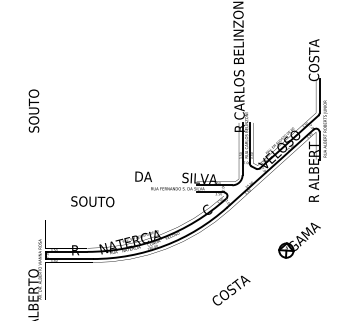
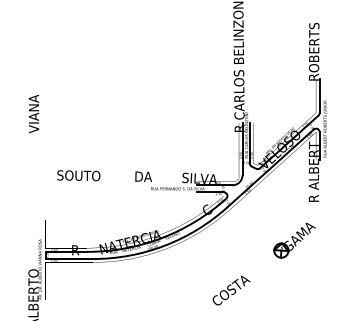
text: COSTA -> ROBERTS (313, 51)
text: SOUTO -> VIANA (33, 111)
text position: (92, 201) -> (78, 175) (78, 175)
part position: (299, 240) -> (294, 240) (294, 240)
